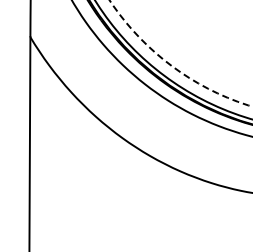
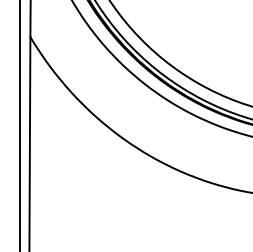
arc: dashed -> solid (171, 66)
line: none -> present (19, 125)
